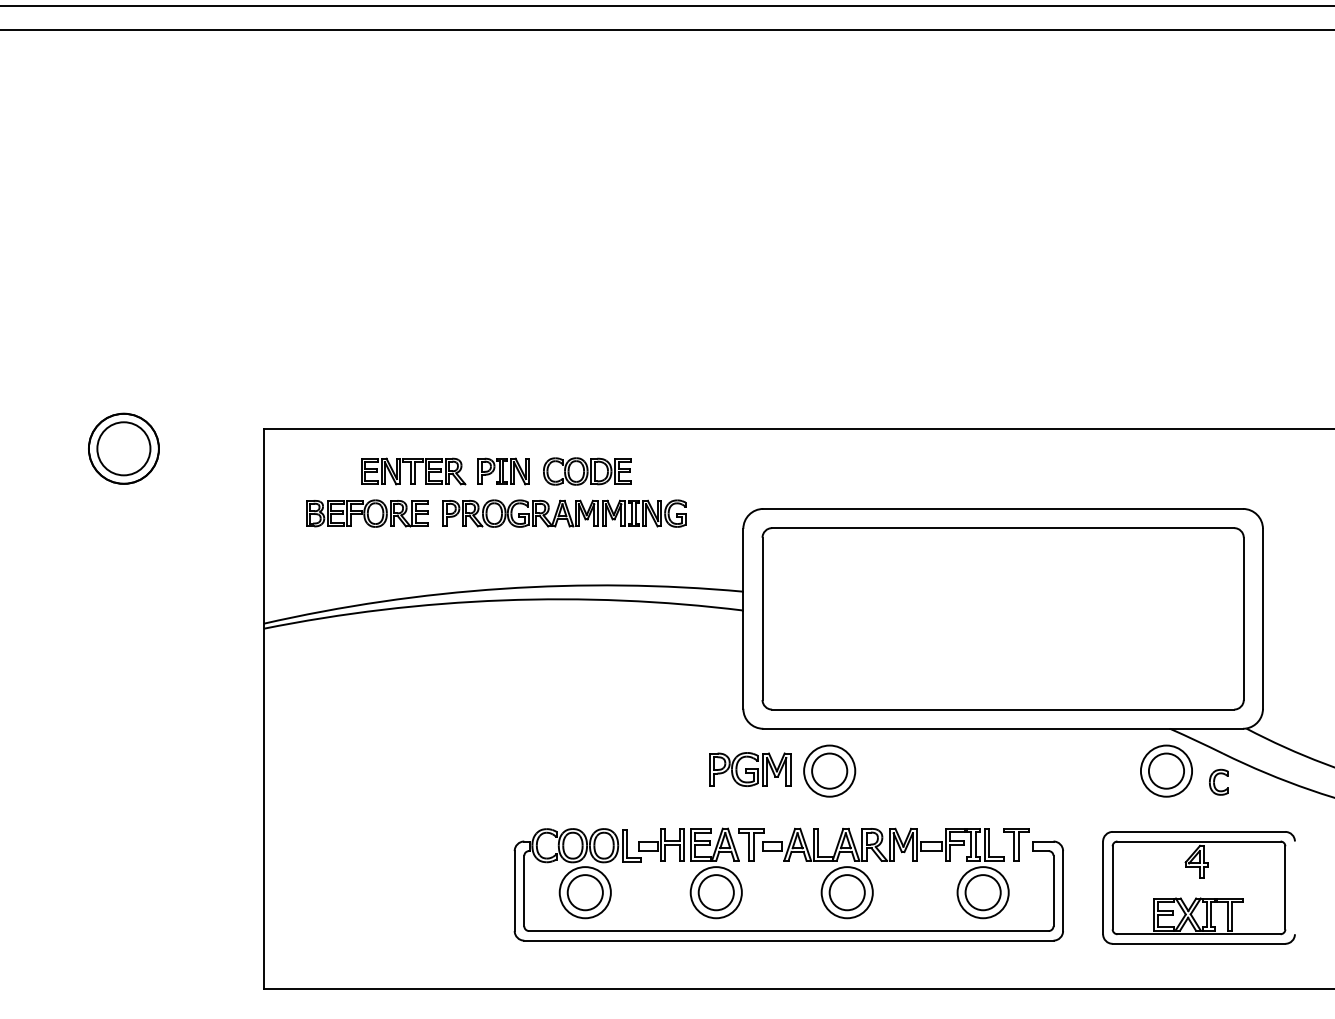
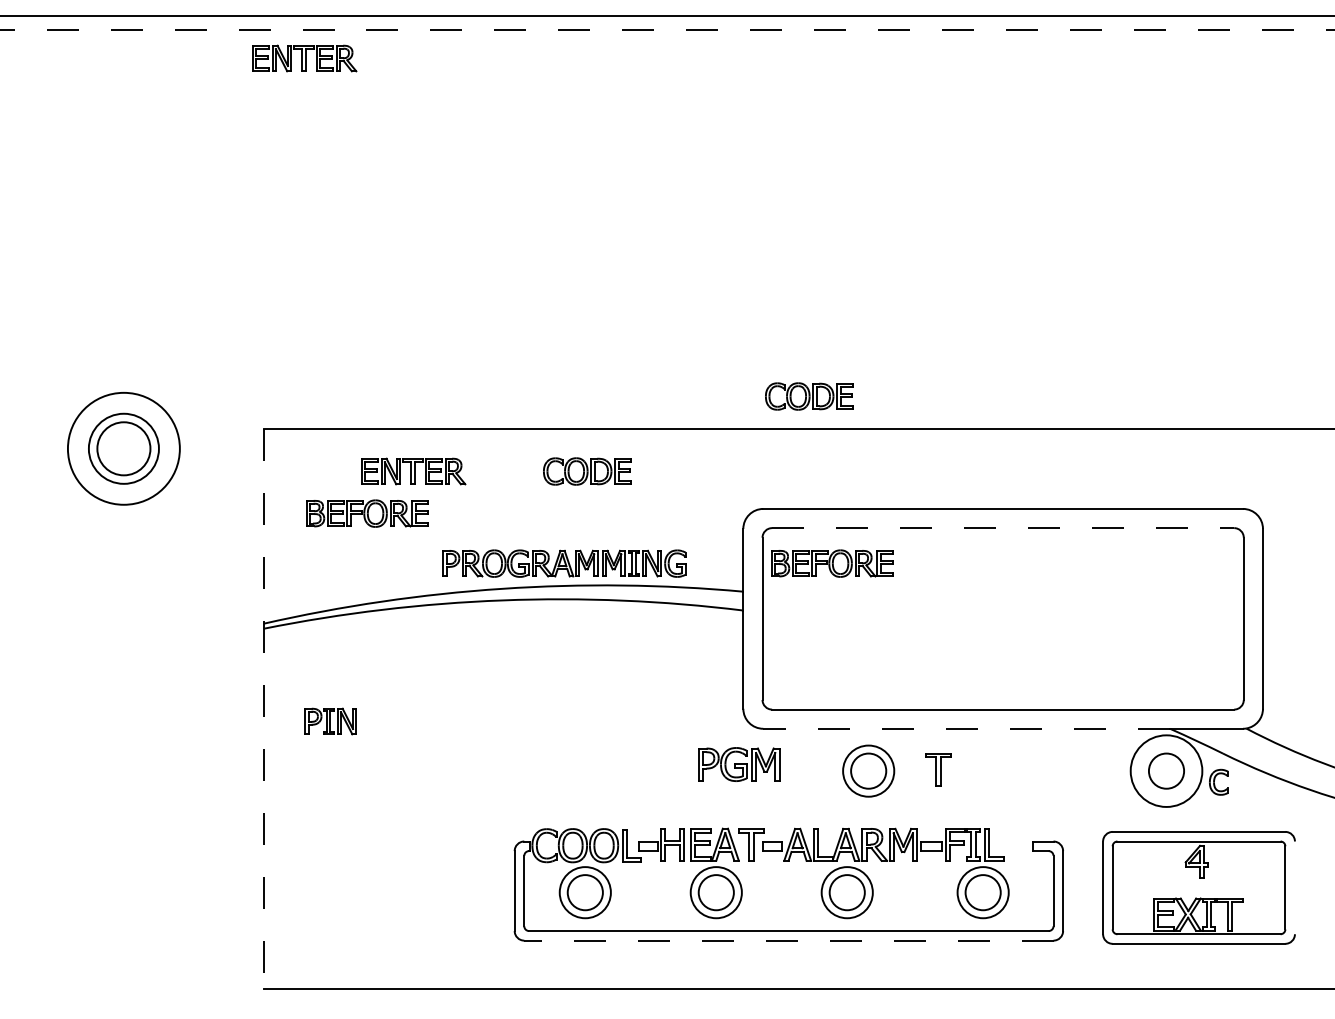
line position: (666, 5) -> (666, 15) (666, 15)
line: solid -> dashed (667, 30)
part: none -> present (304, 58)
part: none -> present (809, 396)
circle diameter: 70 px -> 112 px (123, 448)
part position: (503, 471) -> (330, 721) (330, 721)
part position: (564, 513) -> (564, 563) (564, 563)
line: solid -> dashed (1003, 528)
part: none -> present (832, 563)
line: solid -> dashed (263, 708)
line: solid -> dashed (966, 728)
part position: (750, 769) -> (739, 764) (739, 764)
part position: (829, 770) -> (868, 770) (868, 770)
circle diameter: 51 px -> 72 px (1166, 770)
part position: (1016, 844) -> (938, 769) (938, 769)
line: solid -> dashed (788, 940)
